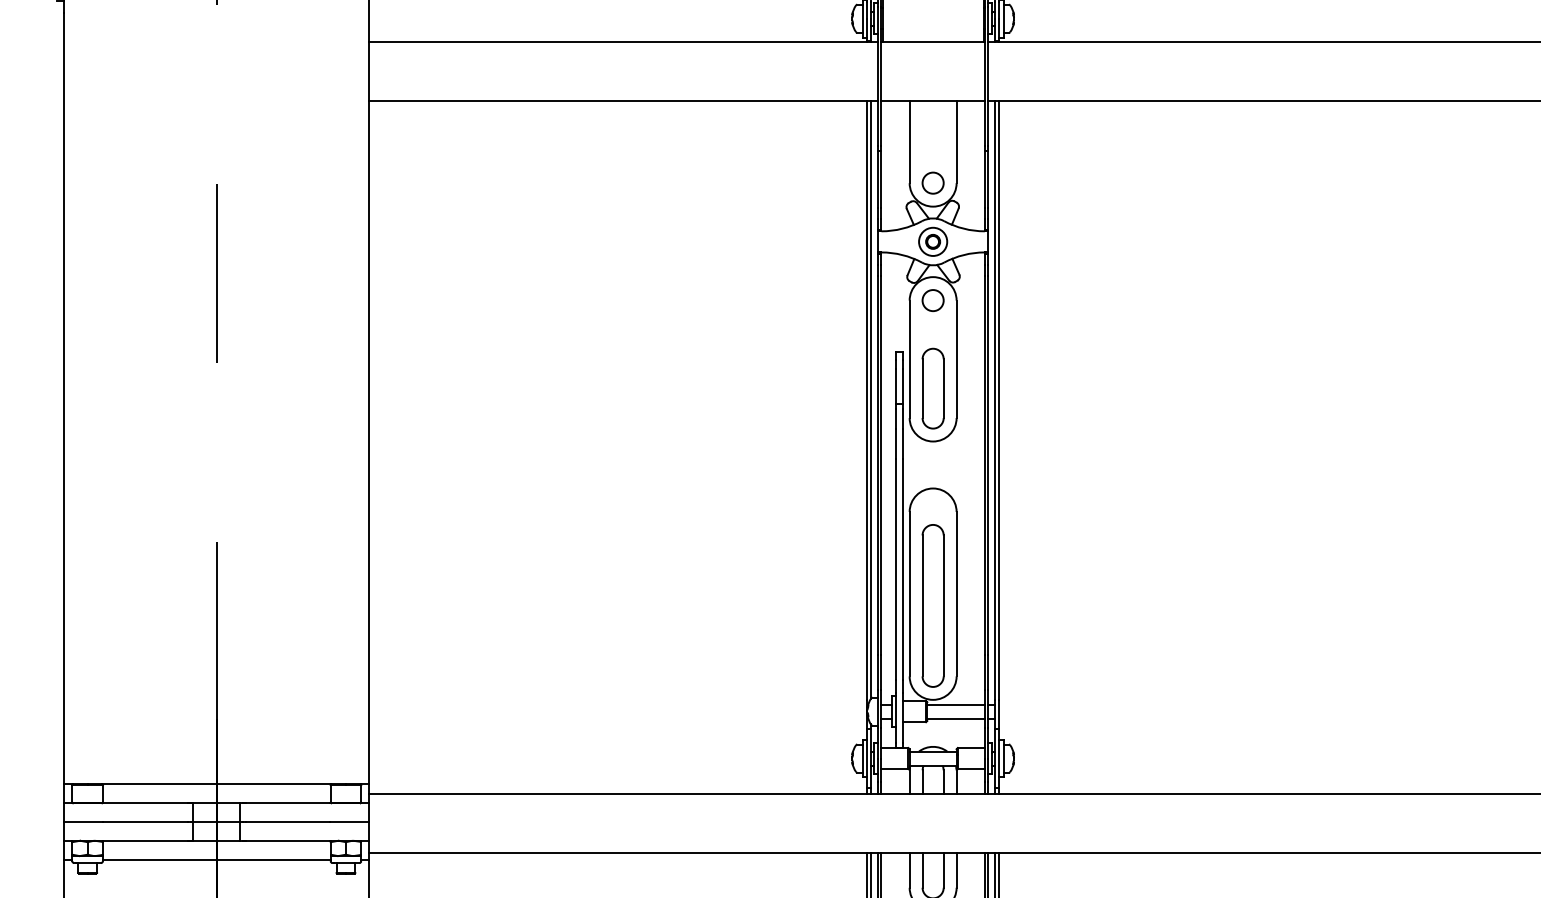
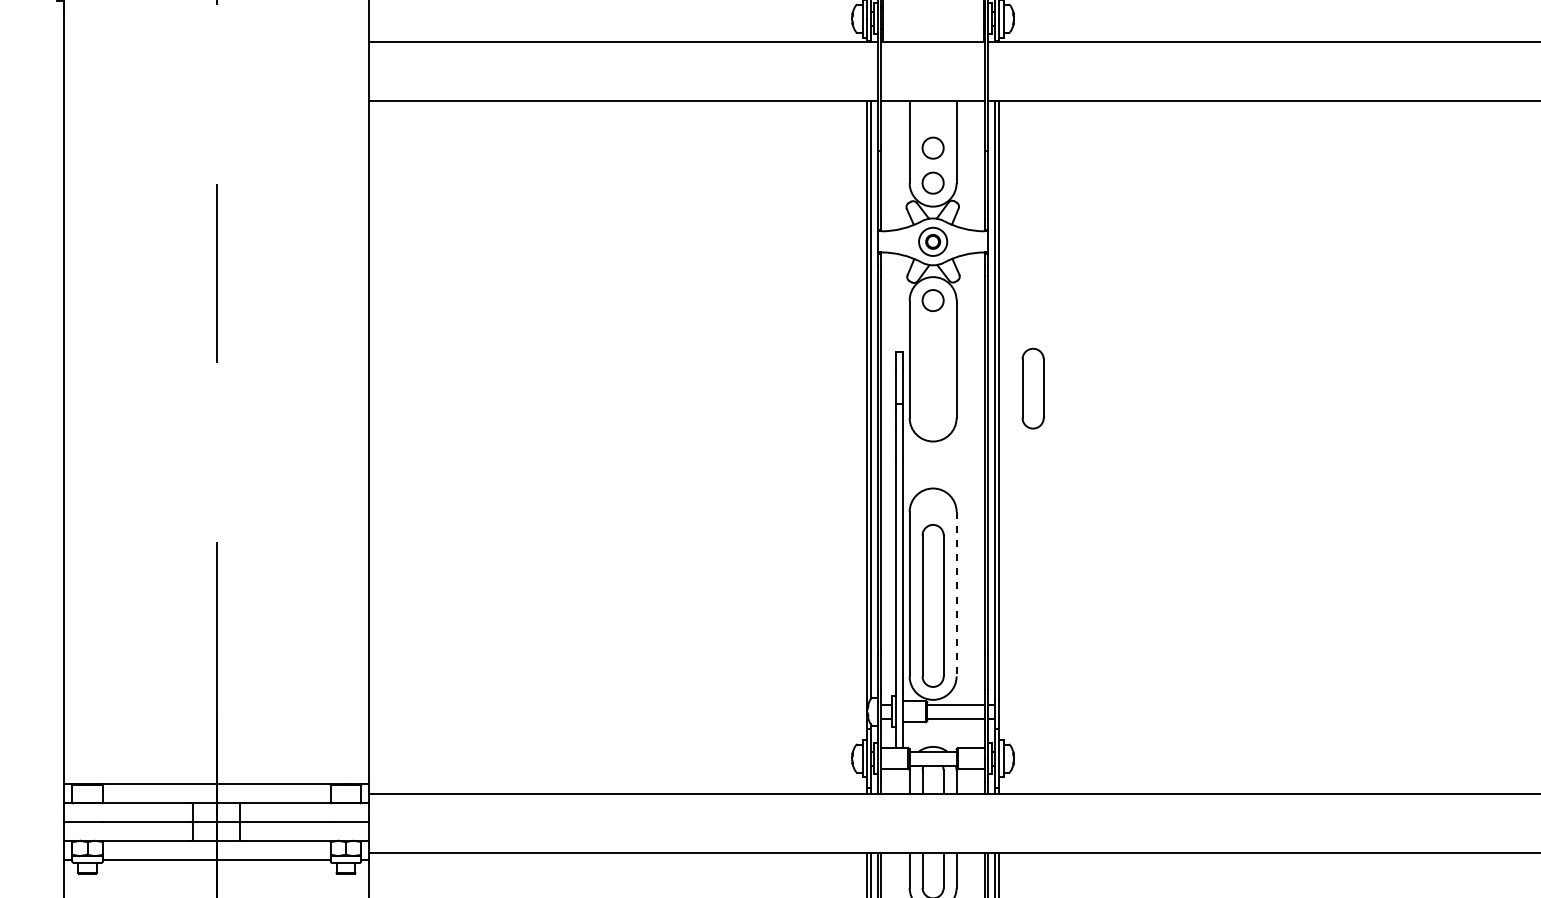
circle: none -> present (932, 147)
part position: (932, 388) -> (1032, 388) (1032, 388)
line: solid -> dashed (956, 594)
